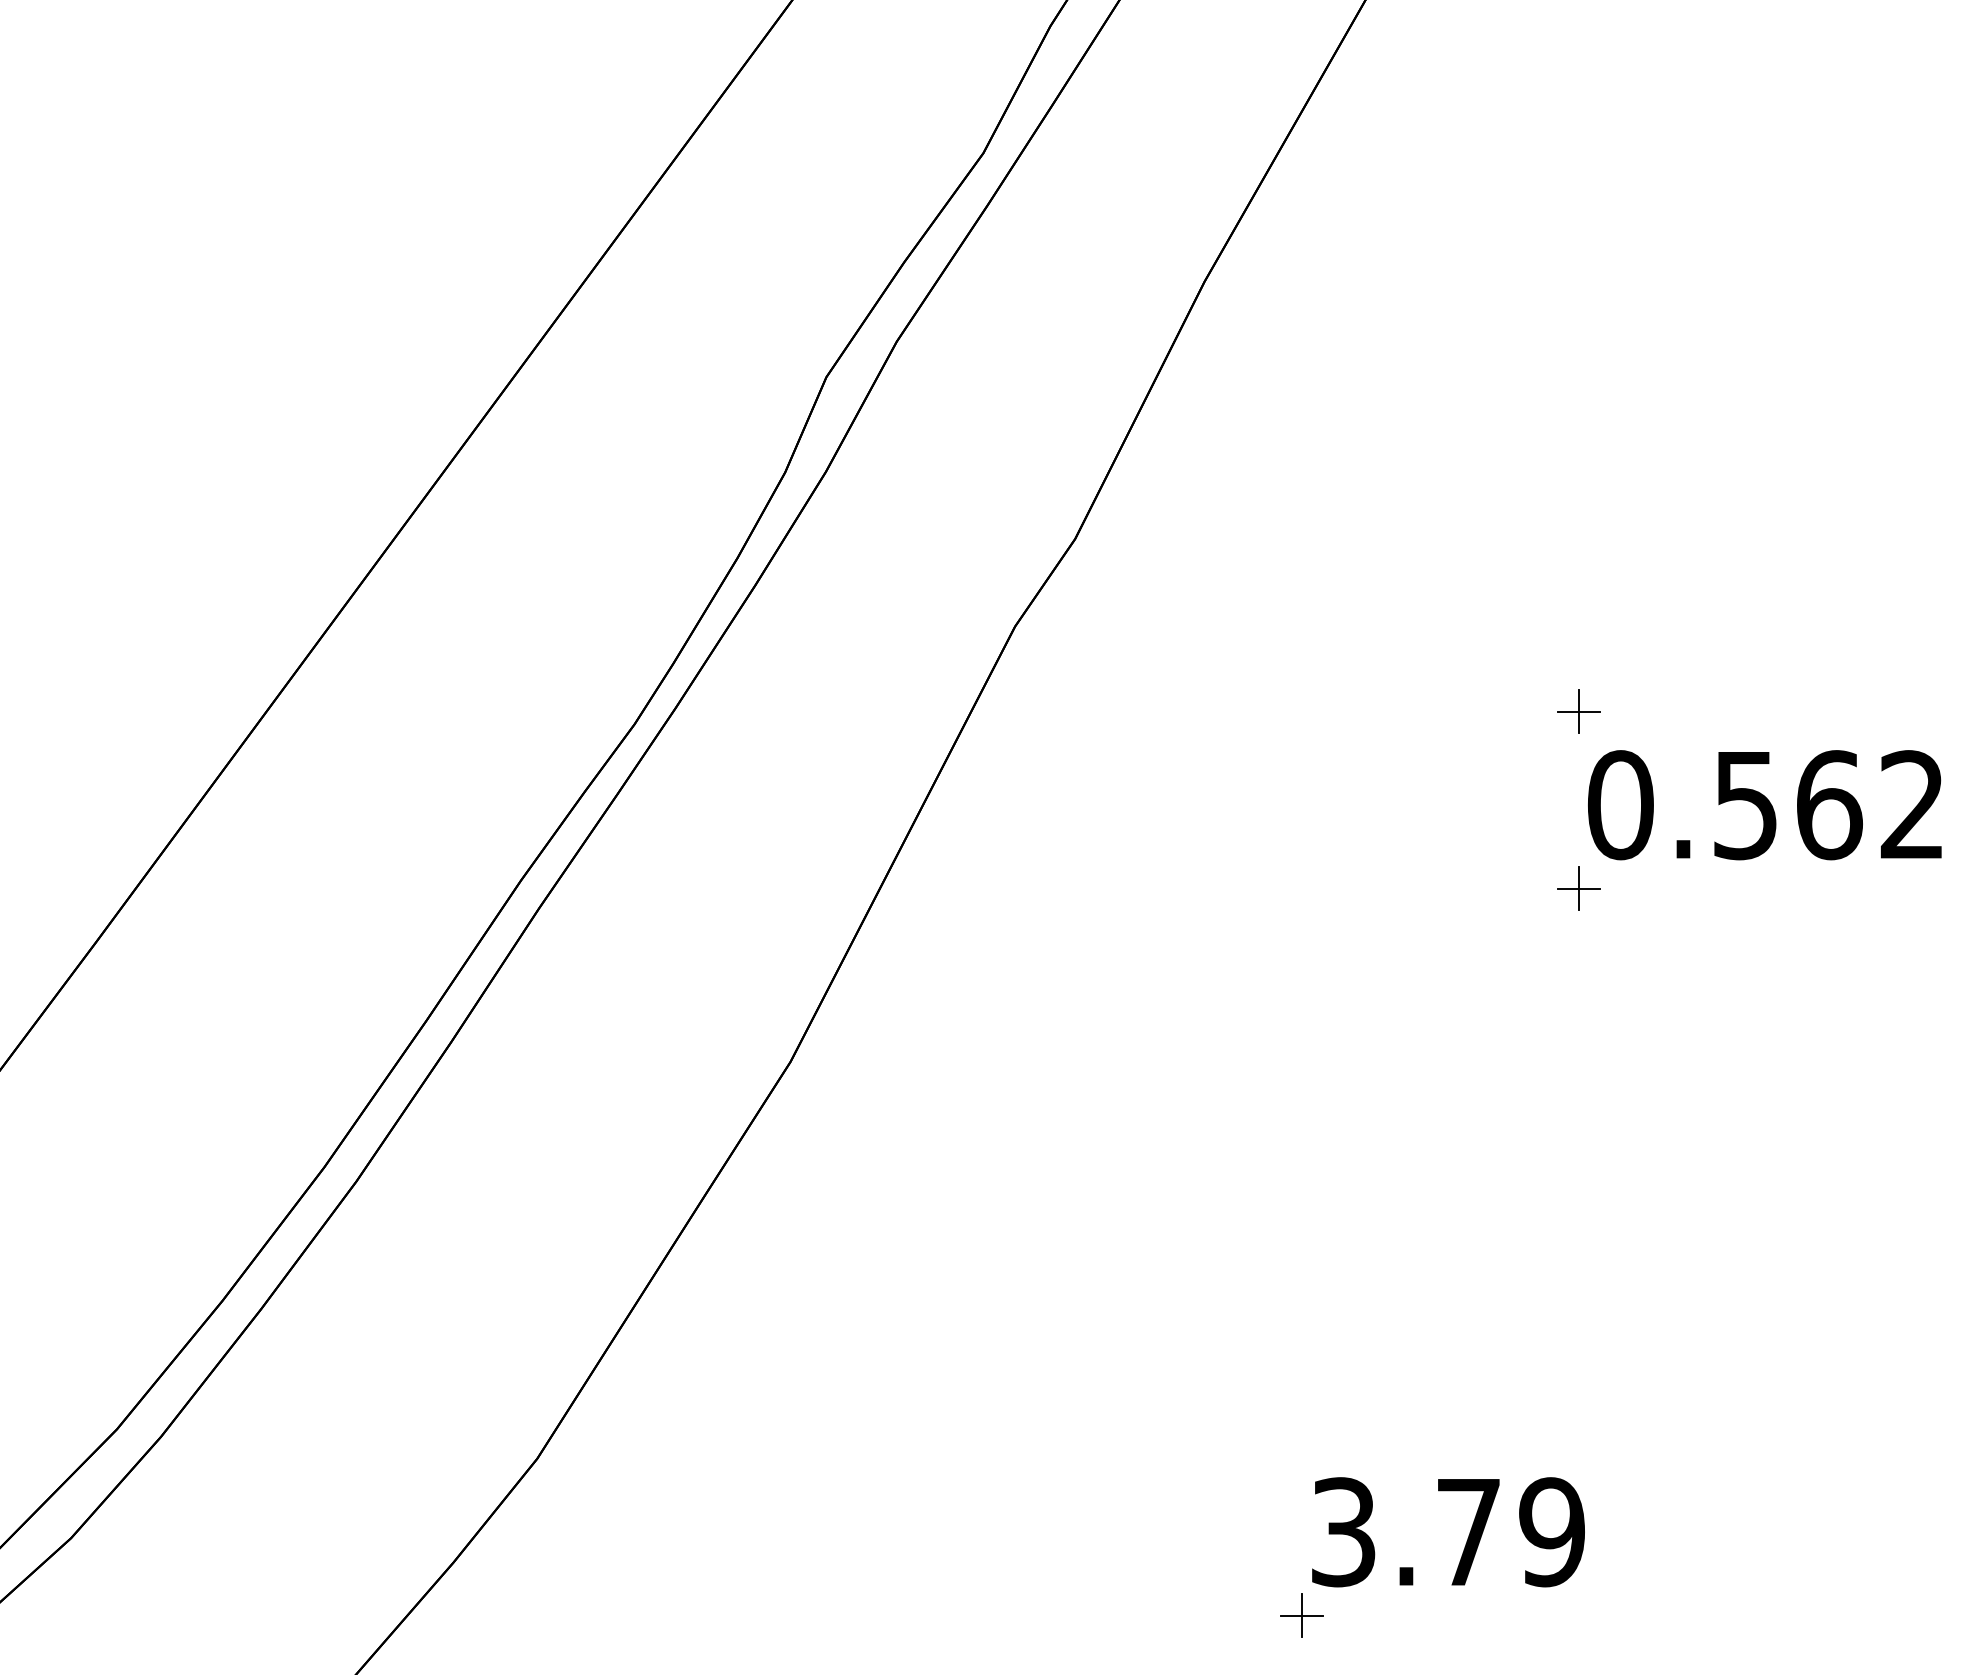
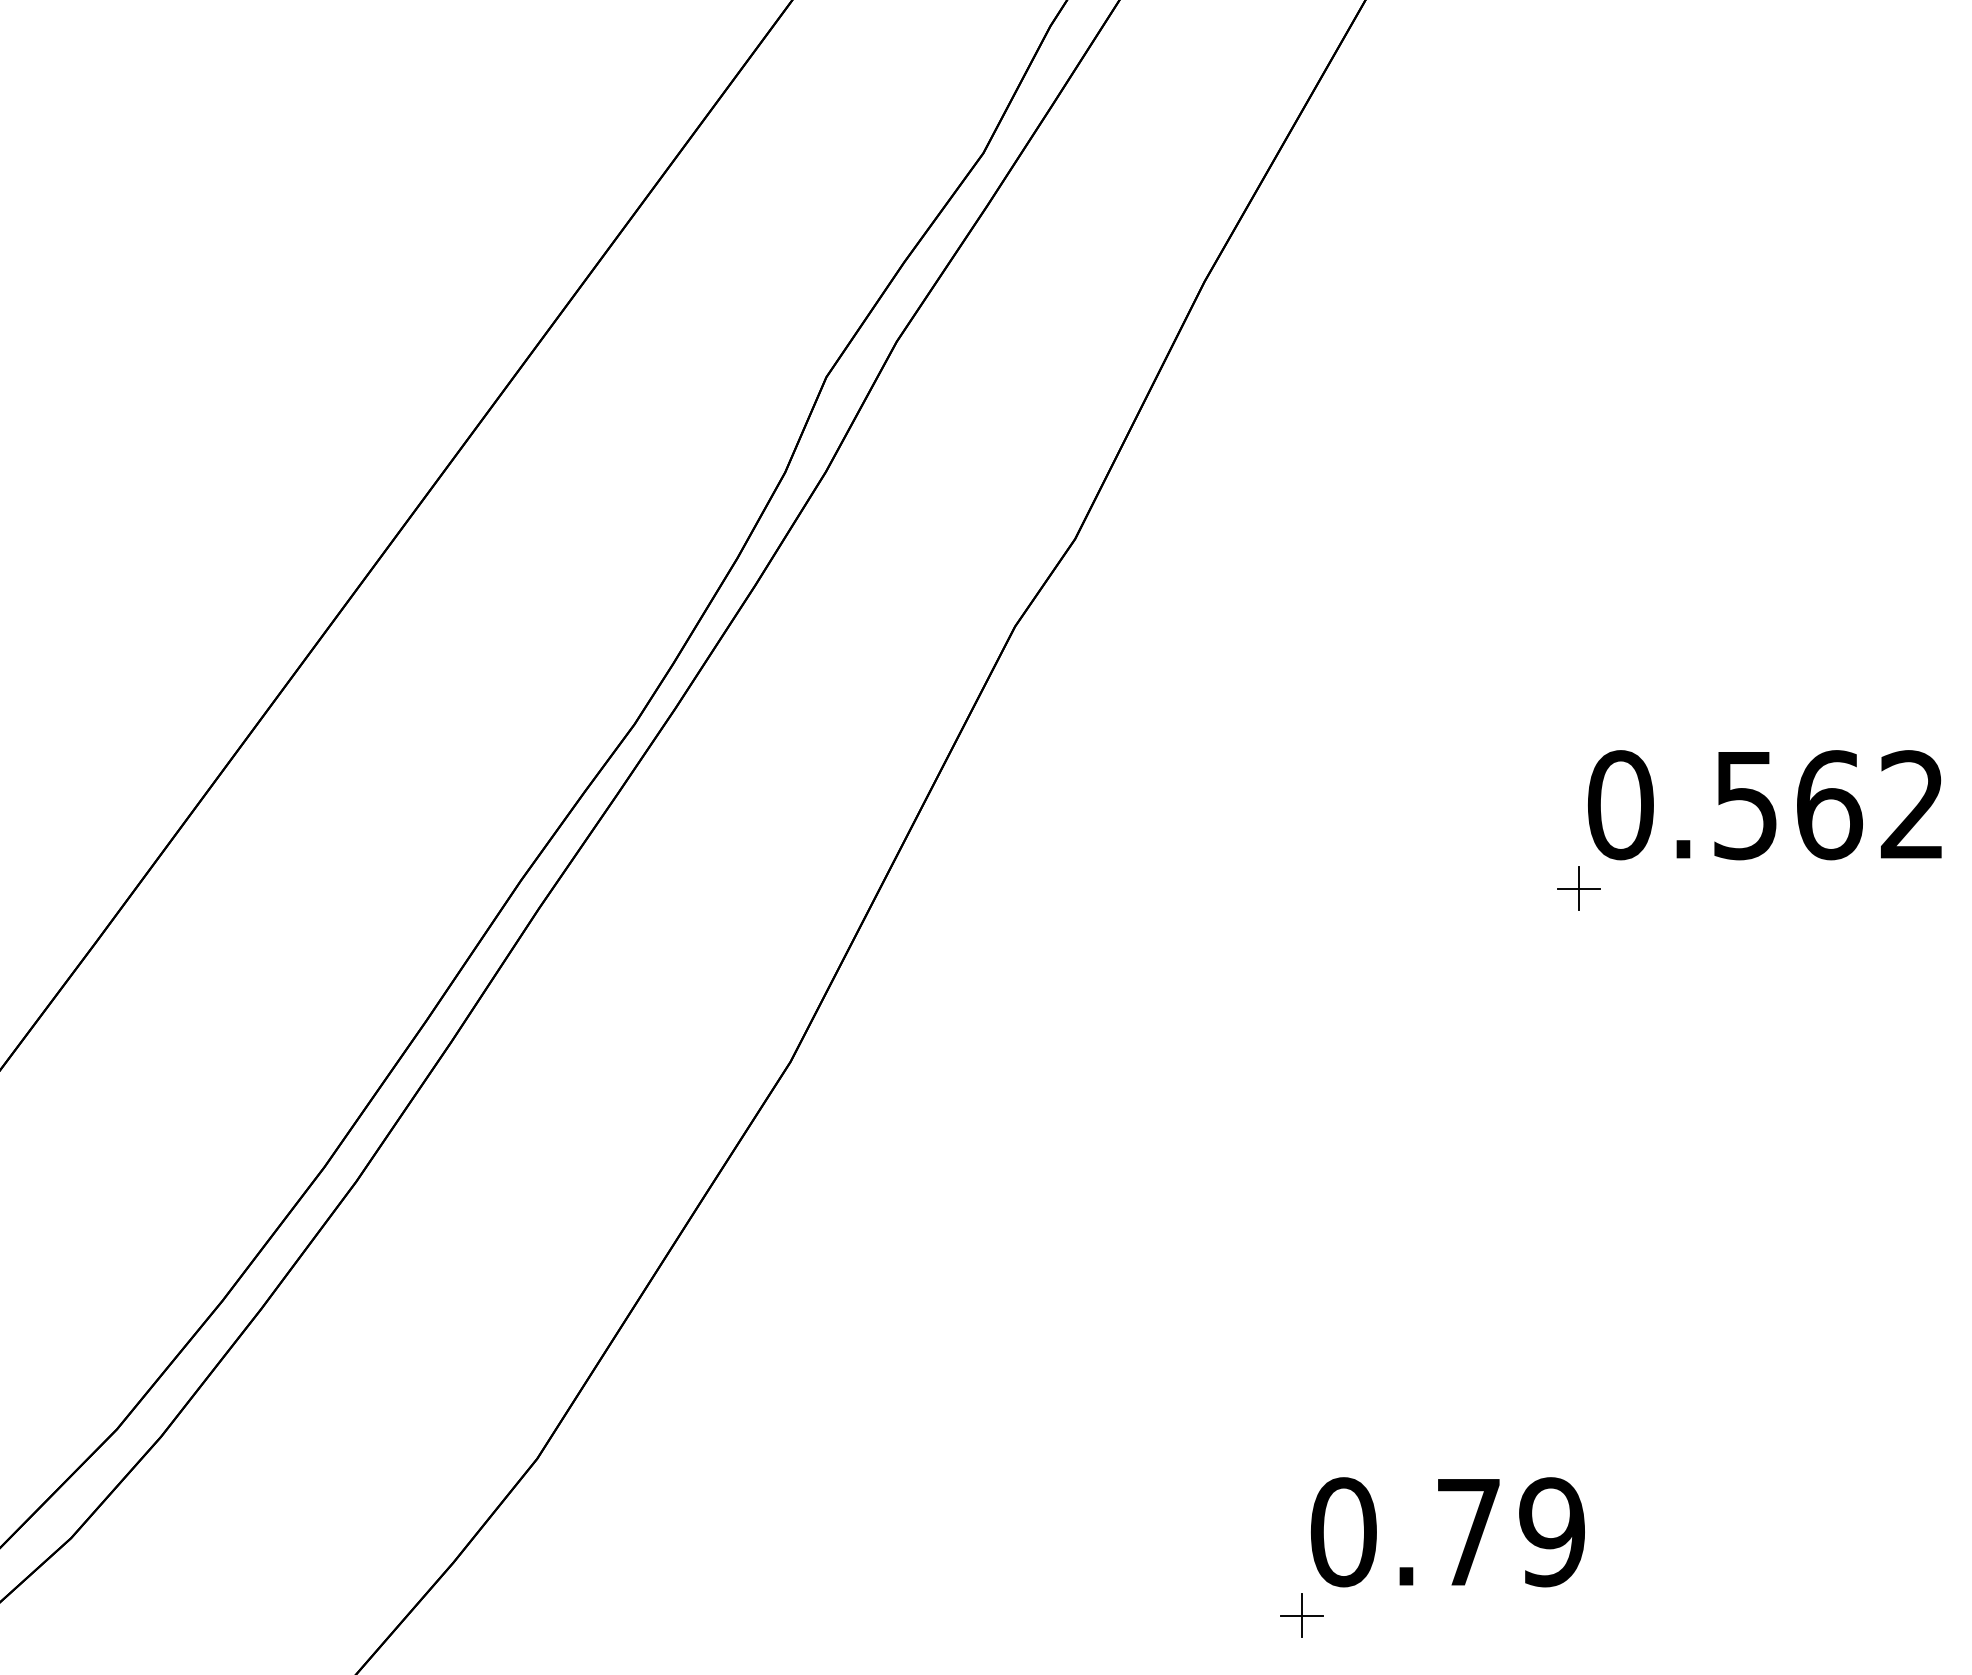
part: present -> none (1578, 711)
text: 3.79 -> 0.79 (1343, 1532)
